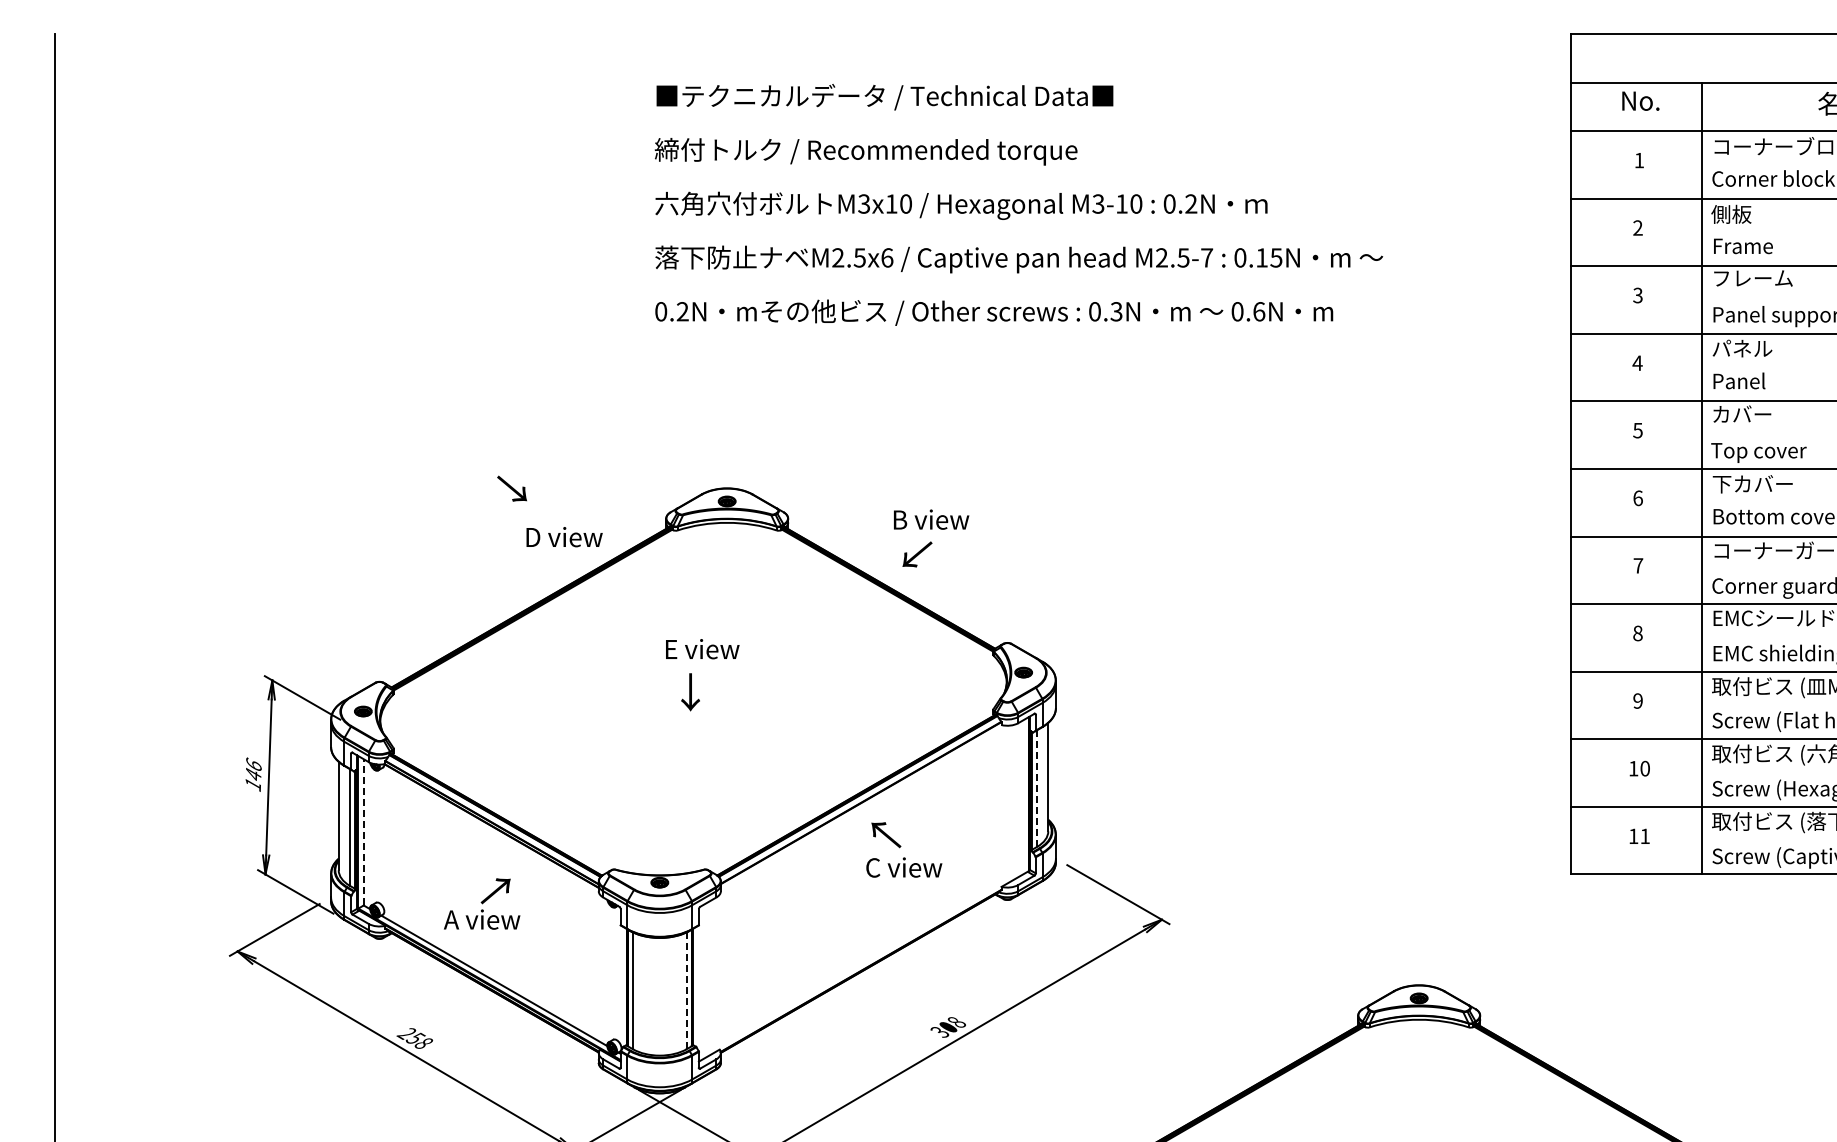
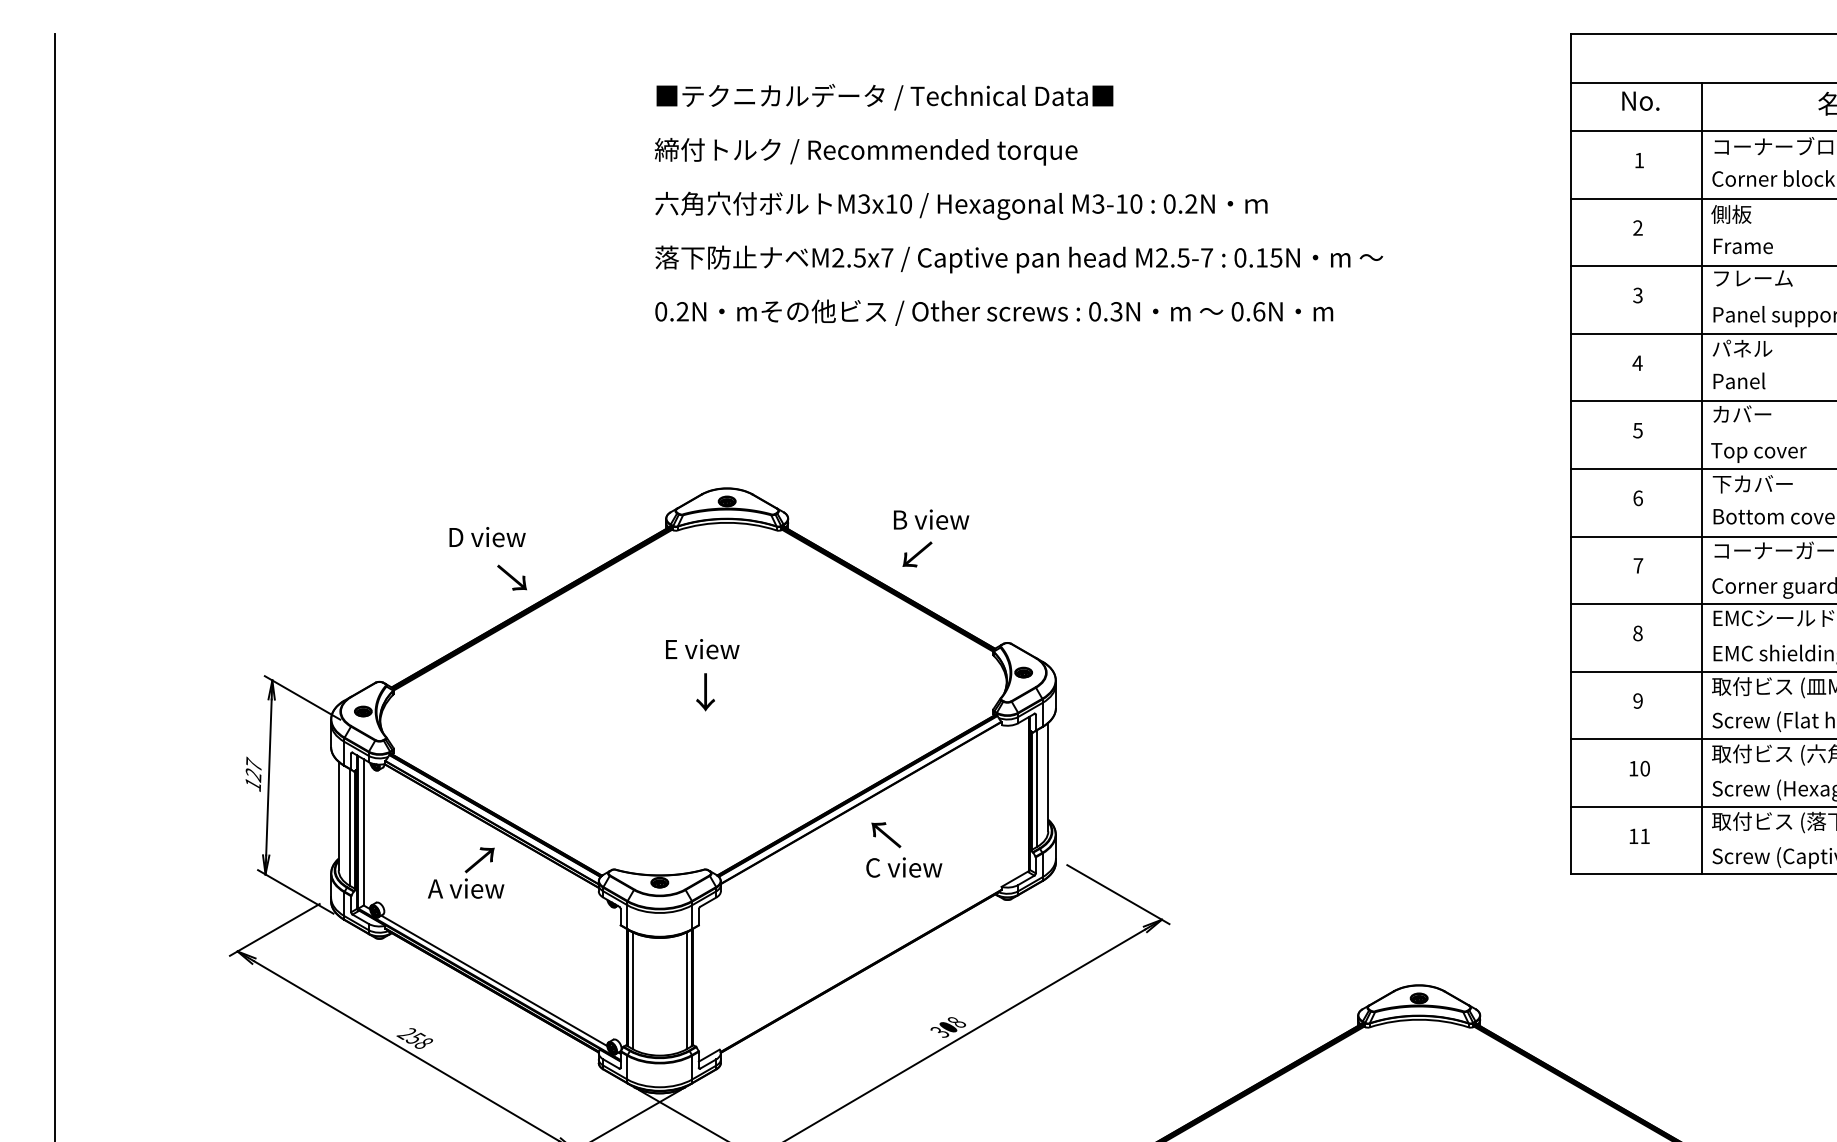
text: M2.5x6 -> M2.5x7 (887, 257)
text position: (511, 488) -> (511, 577) (511, 577)
text position: (564, 537) -> (487, 537) (487, 537)
text position: (690, 692) -> (705, 692) (705, 692)
text: 146 -> 127 (253, 769)
line: dashed -> solid (1037, 789)
line: dashed -> solid (363, 831)
text position: (482, 903) -> (466, 872) (466, 872)
line: dashed -> solid (686, 990)
